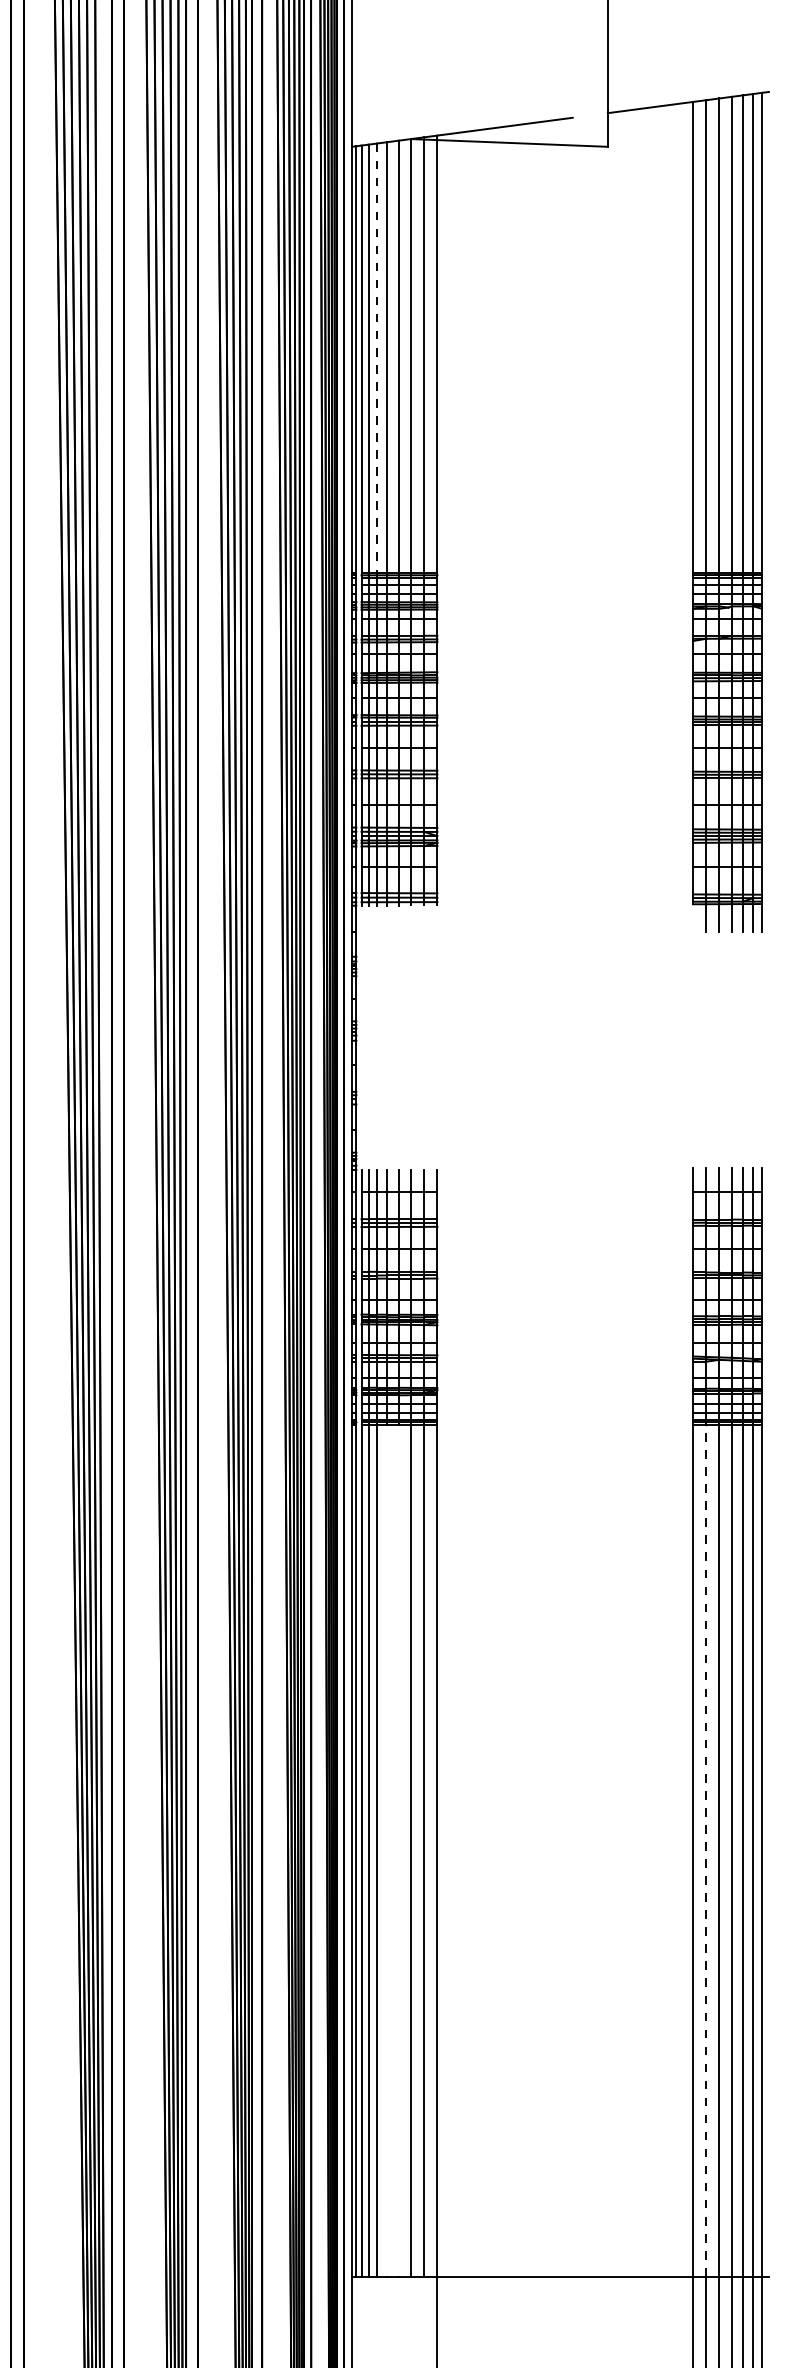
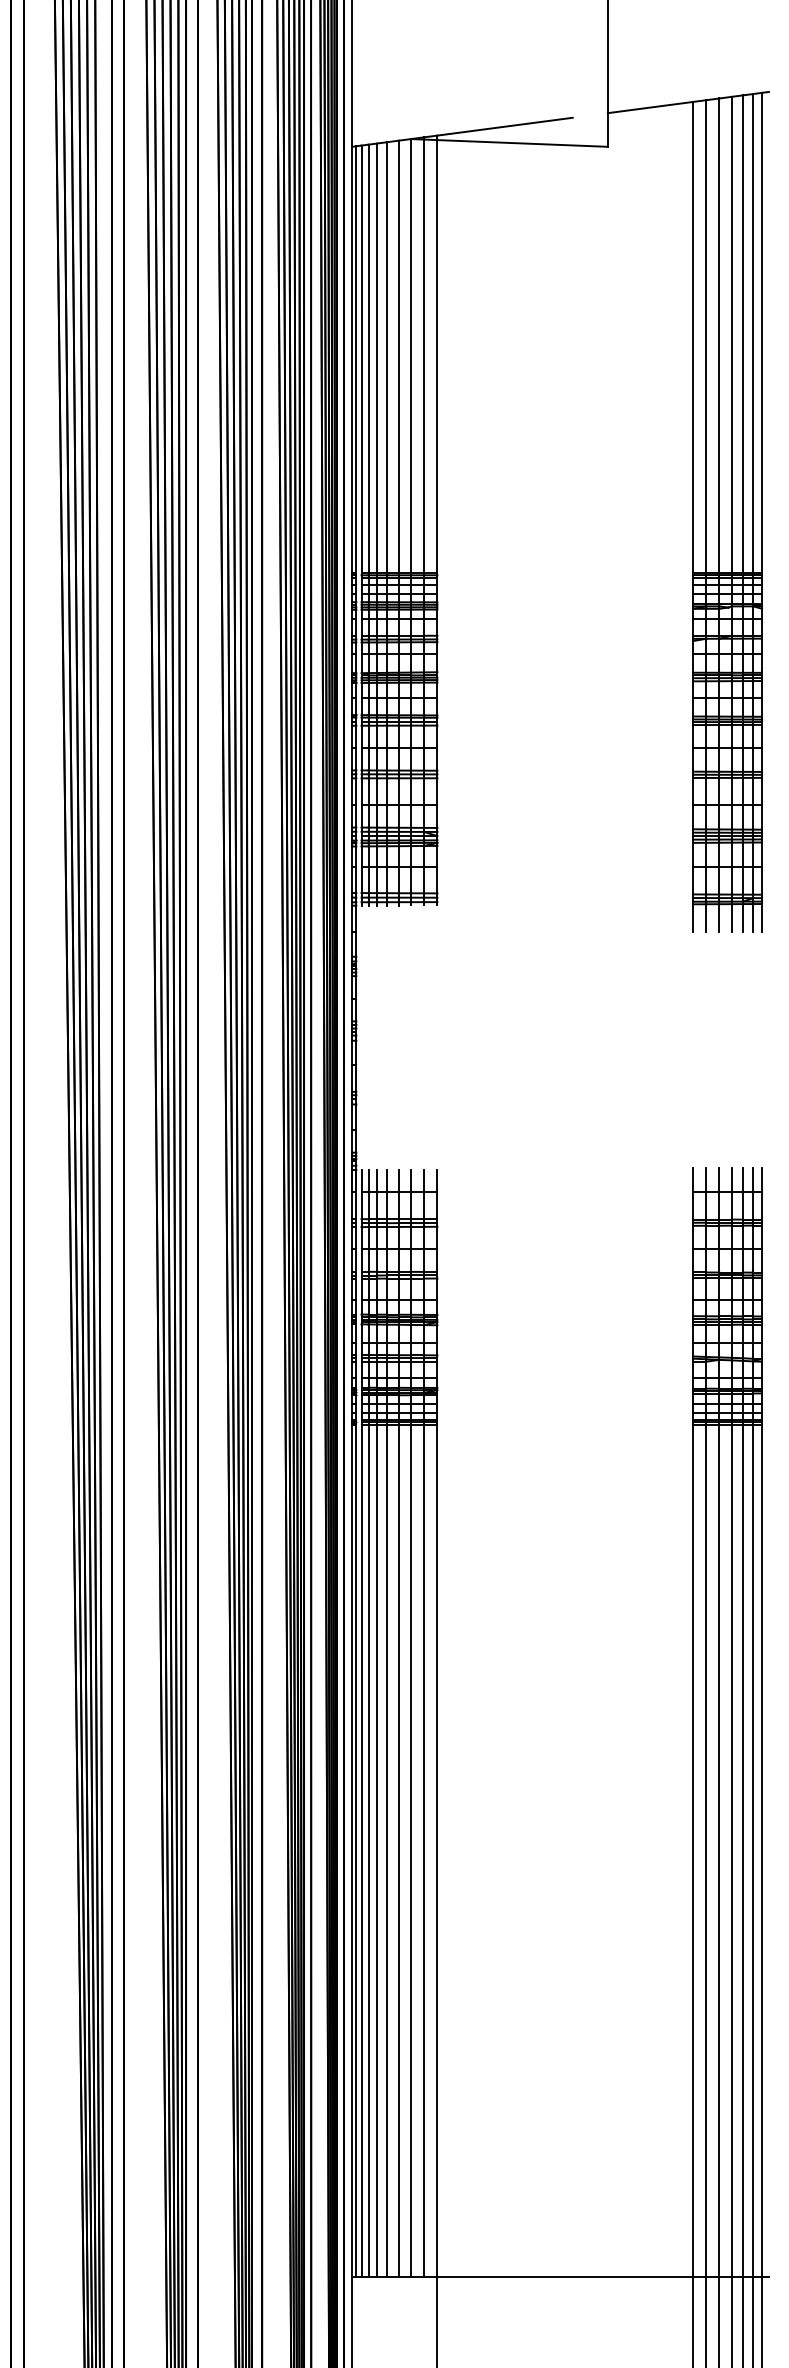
line: dashed -> solid (377, 358)
line: none -> present (693, 918)
line: none -> present (387, 1850)
line: none -> present (398, 1850)
line: dashed -> solid (706, 1850)
